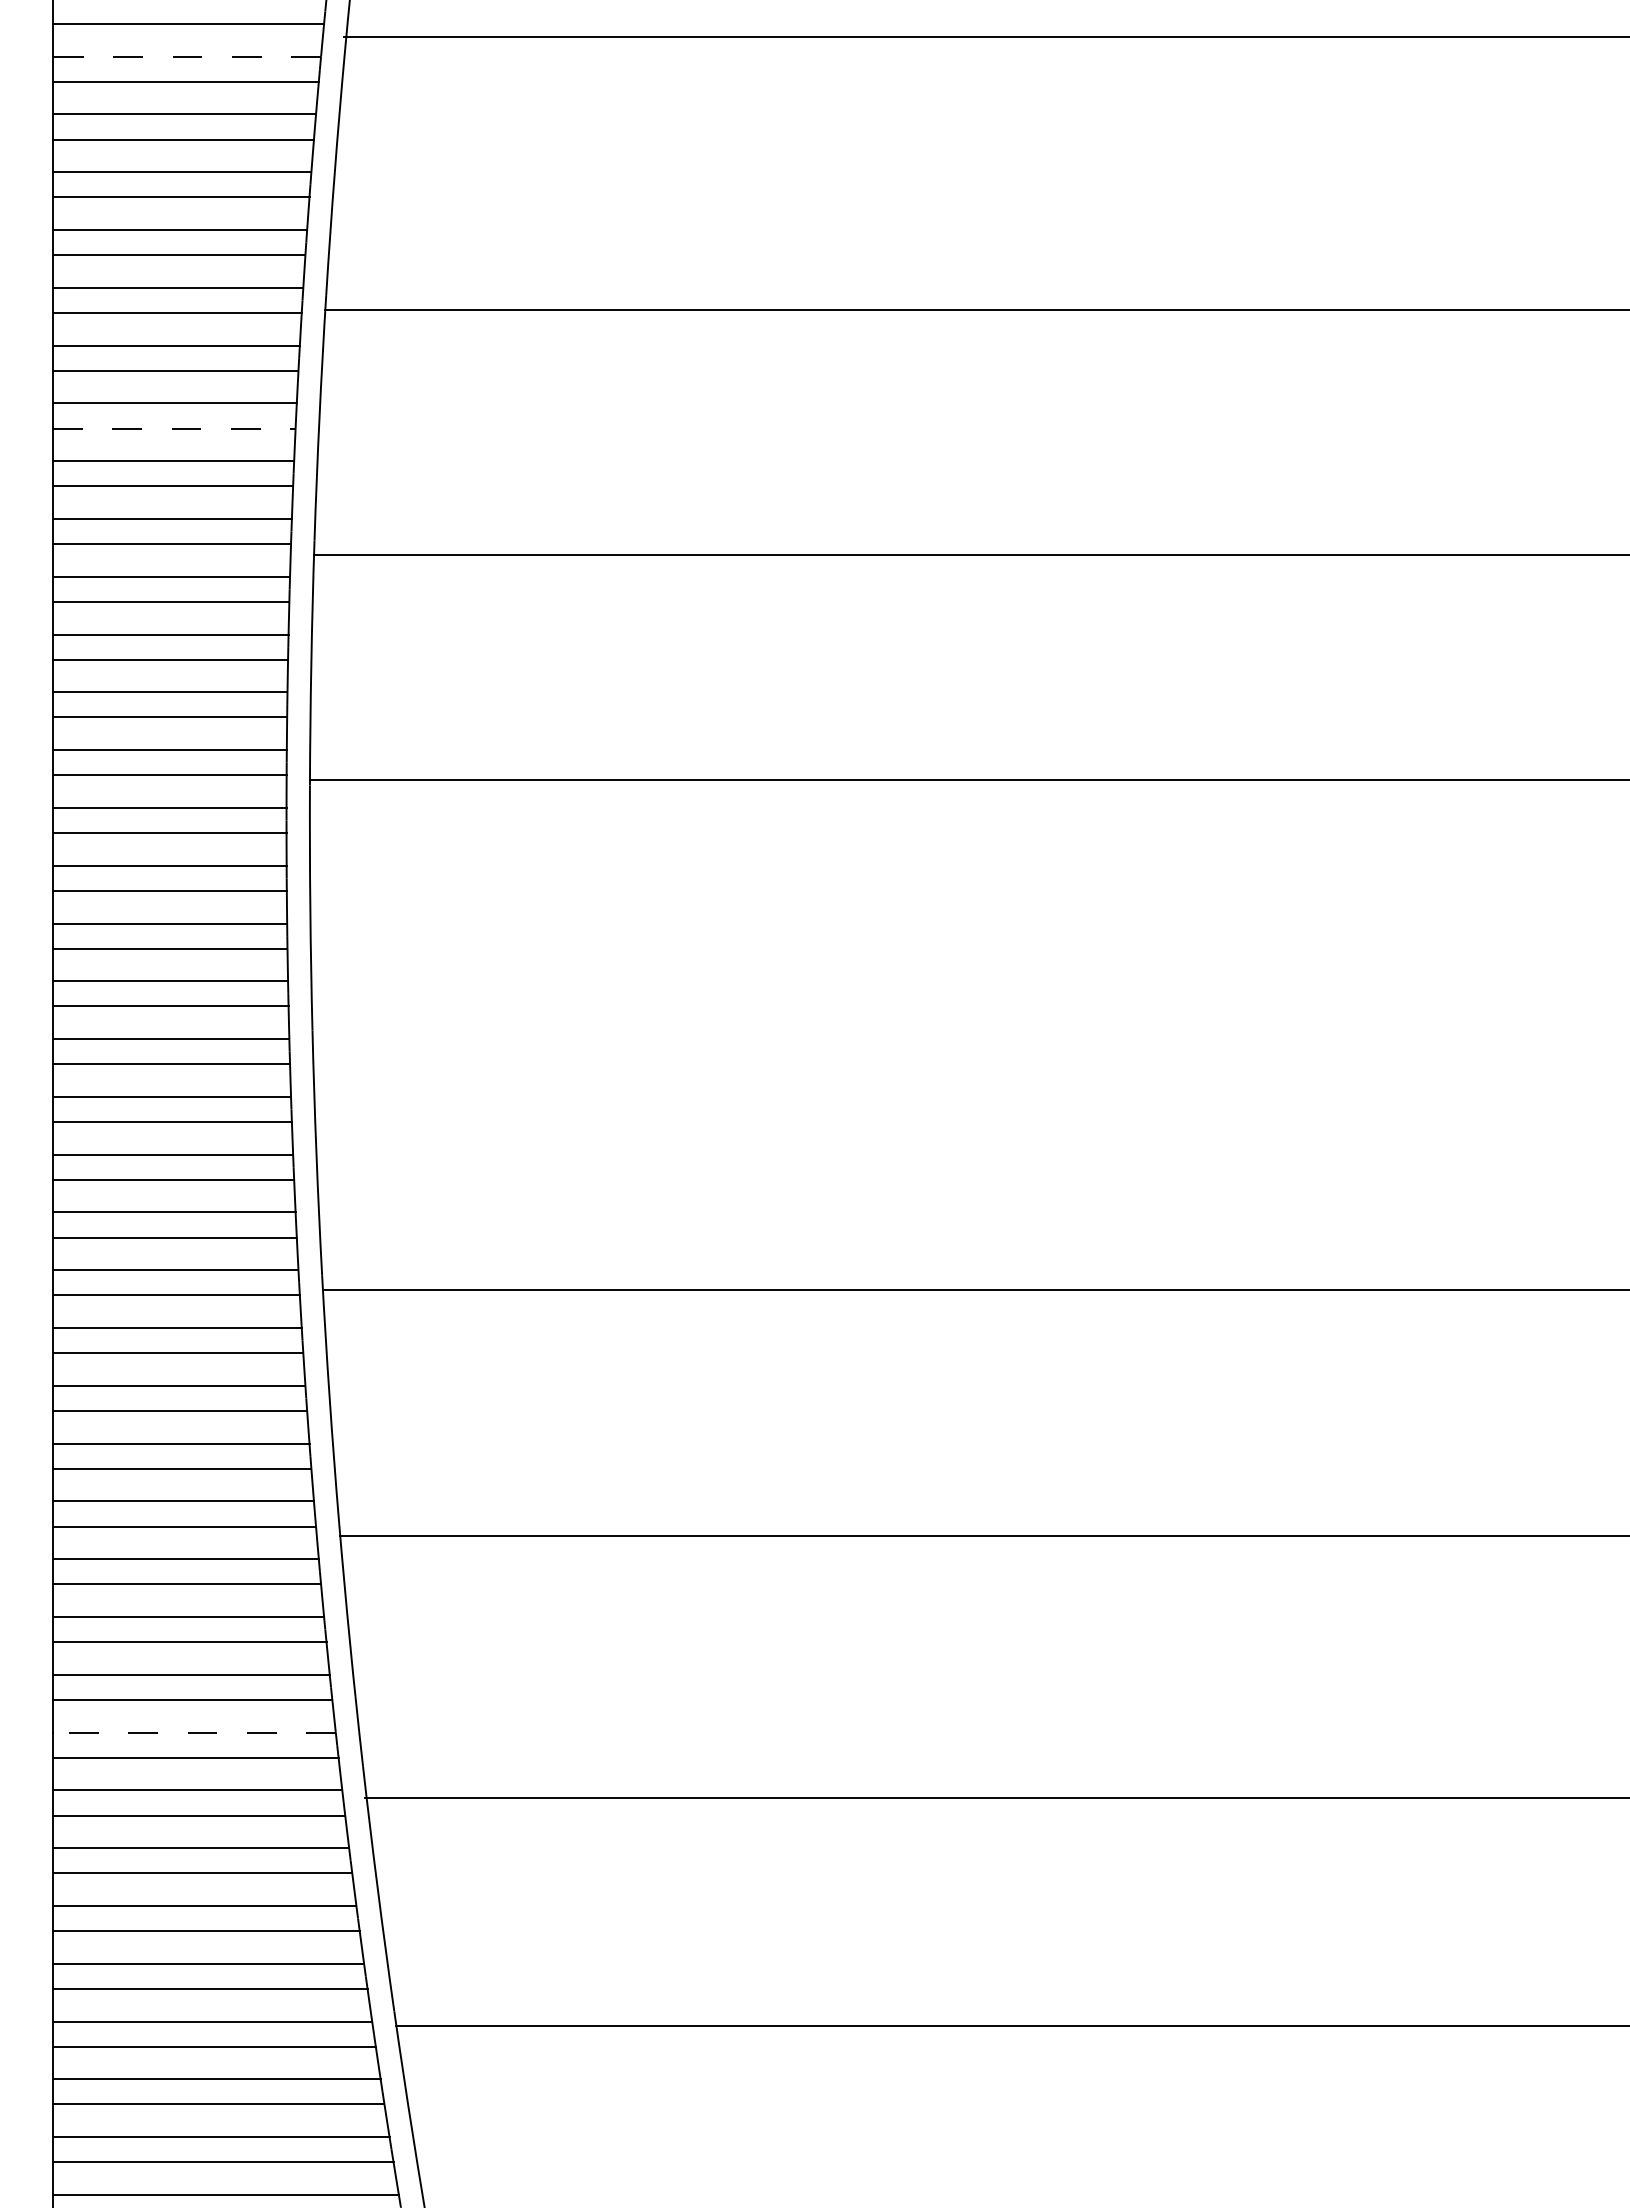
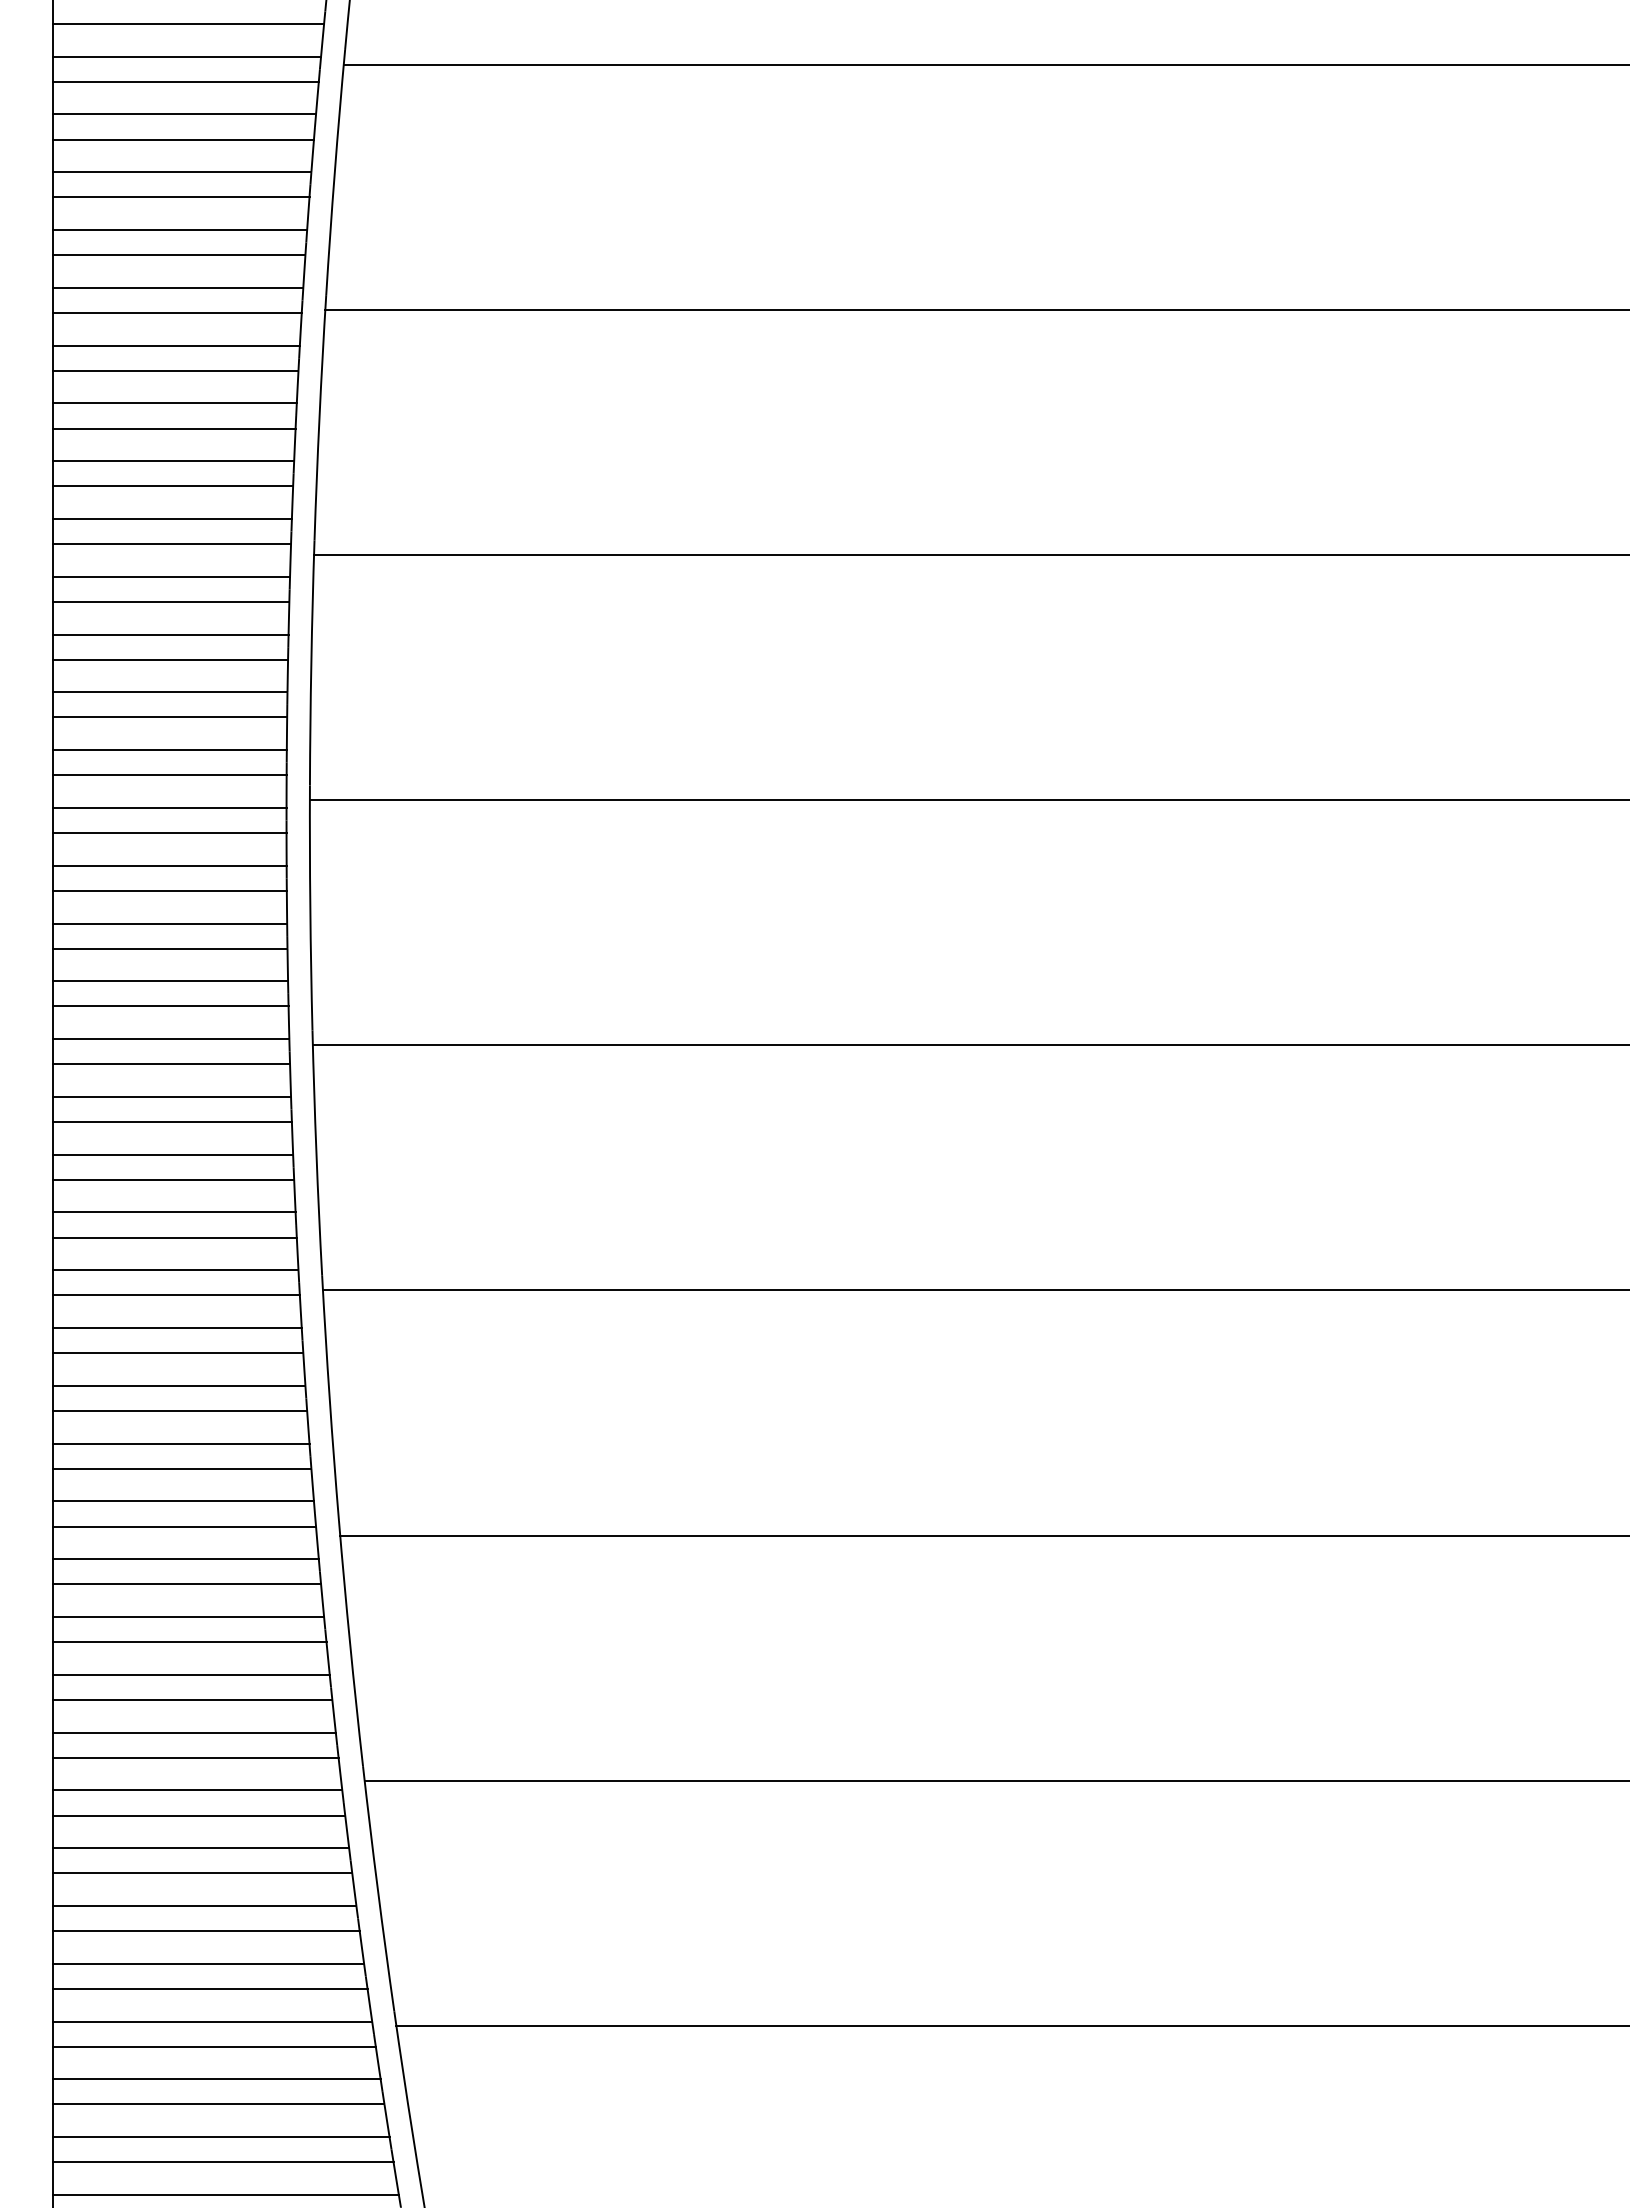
line position: (984, 36) -> (984, 64) (984, 64)
line: dashed -> solid (186, 56)
line: dashed -> solid (174, 428)
line position: (967, 780) -> (967, 800) (967, 800)
line: none -> present (969, 1045)
line: dashed -> solid (193, 1732)
line position: (995, 1797) -> (995, 1780) (995, 1780)
